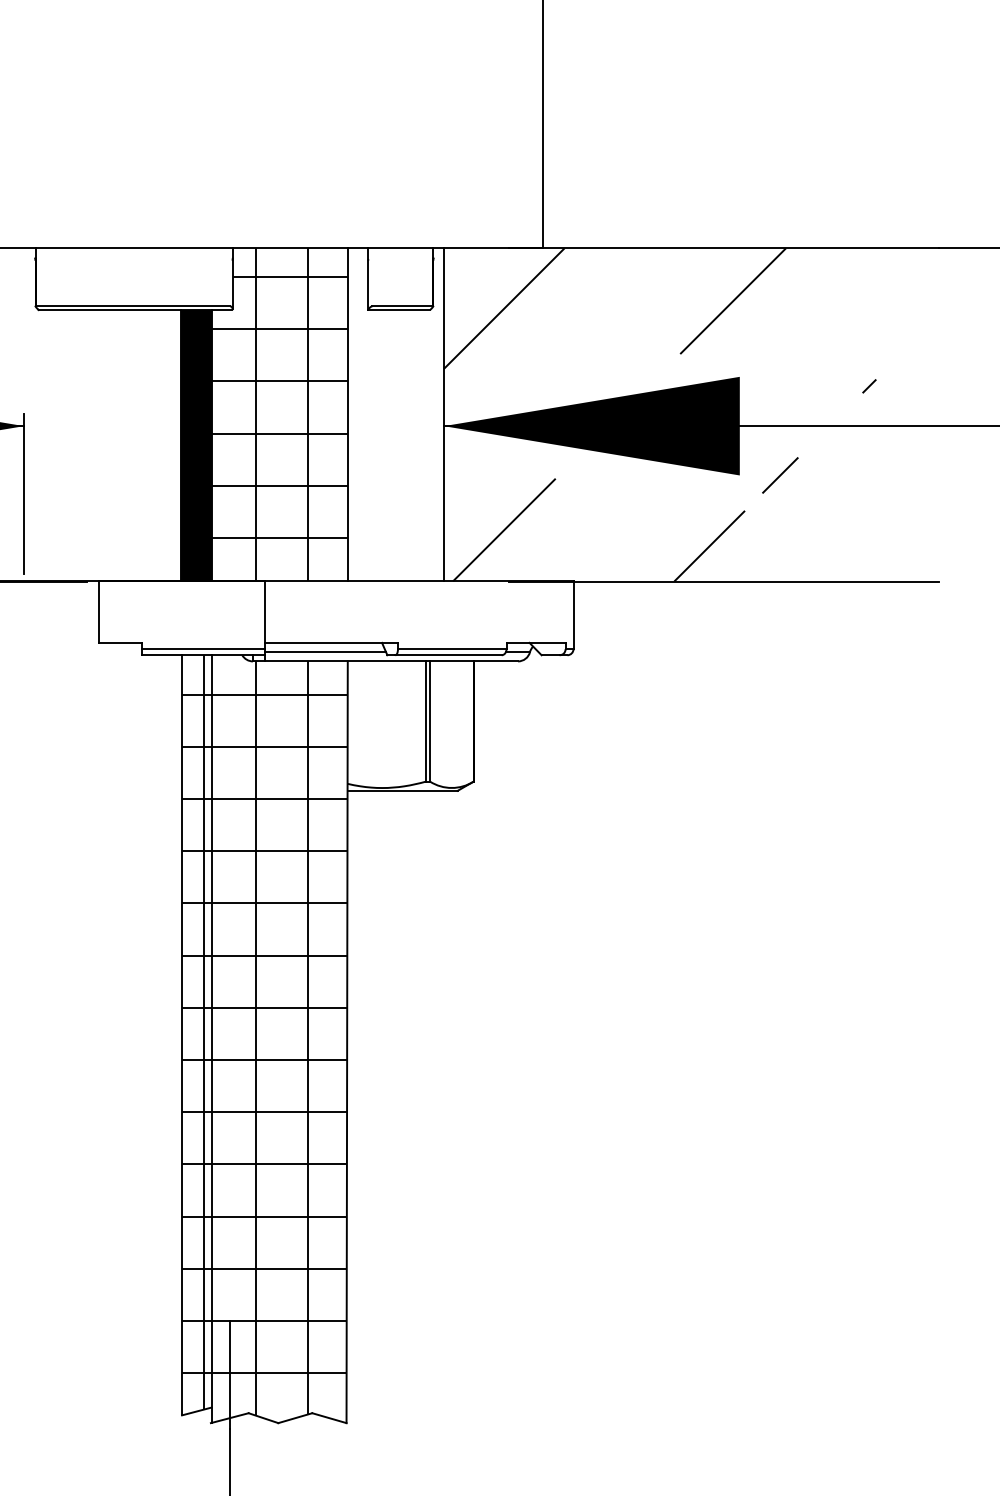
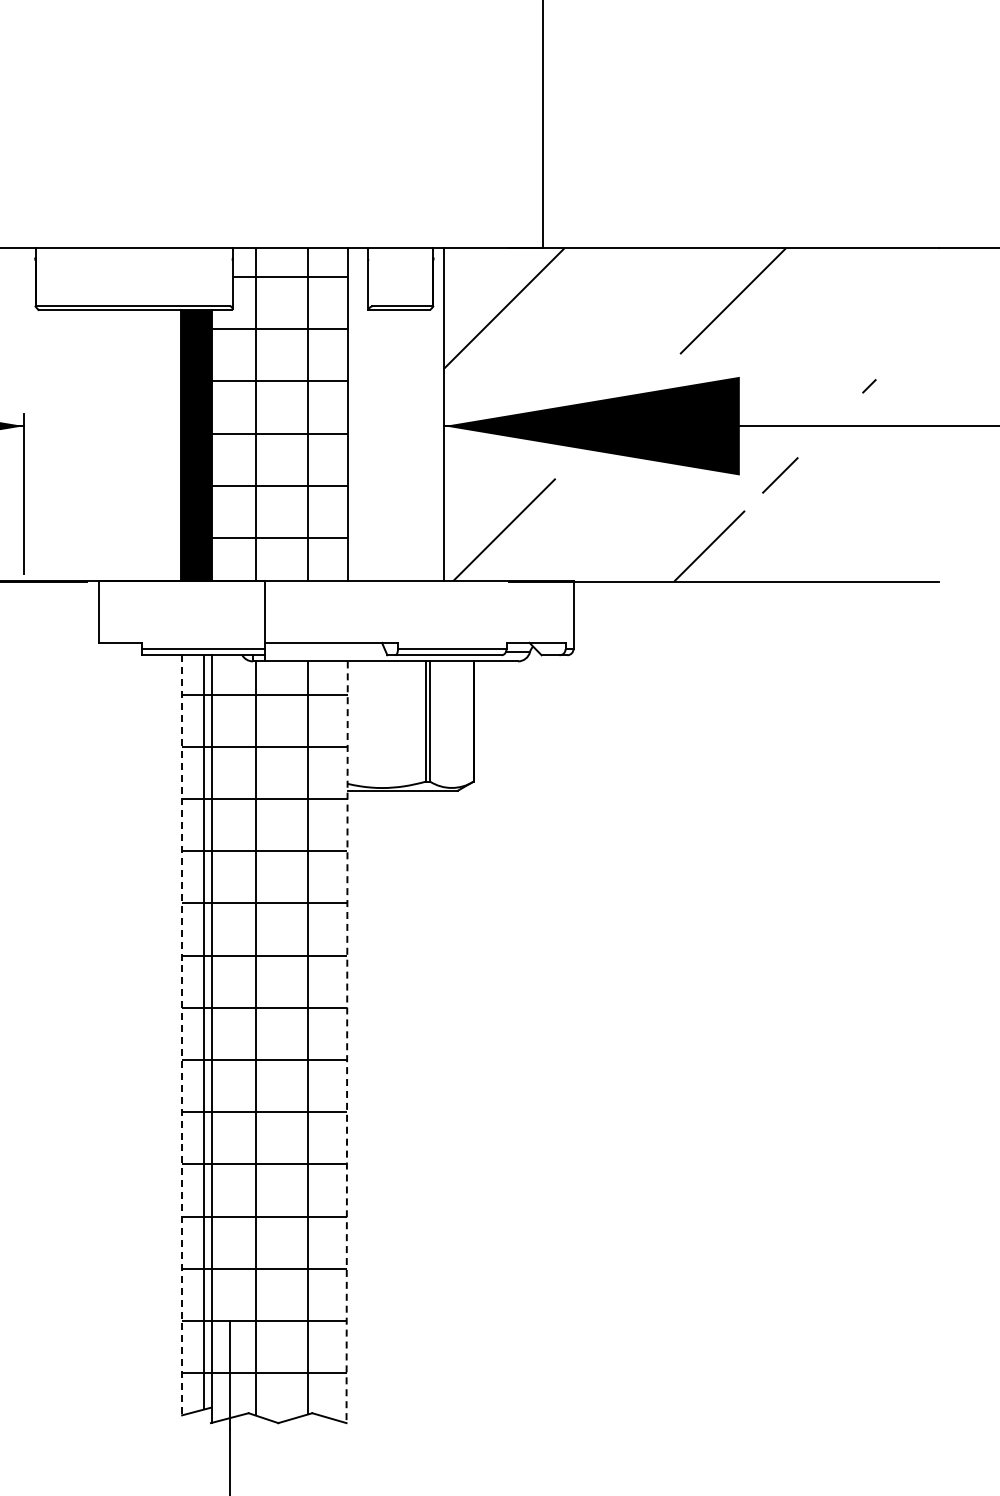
line: present -> none (325, 652)
line: solid -> dashed (182, 1035)
line: solid -> dashed (347, 1042)
